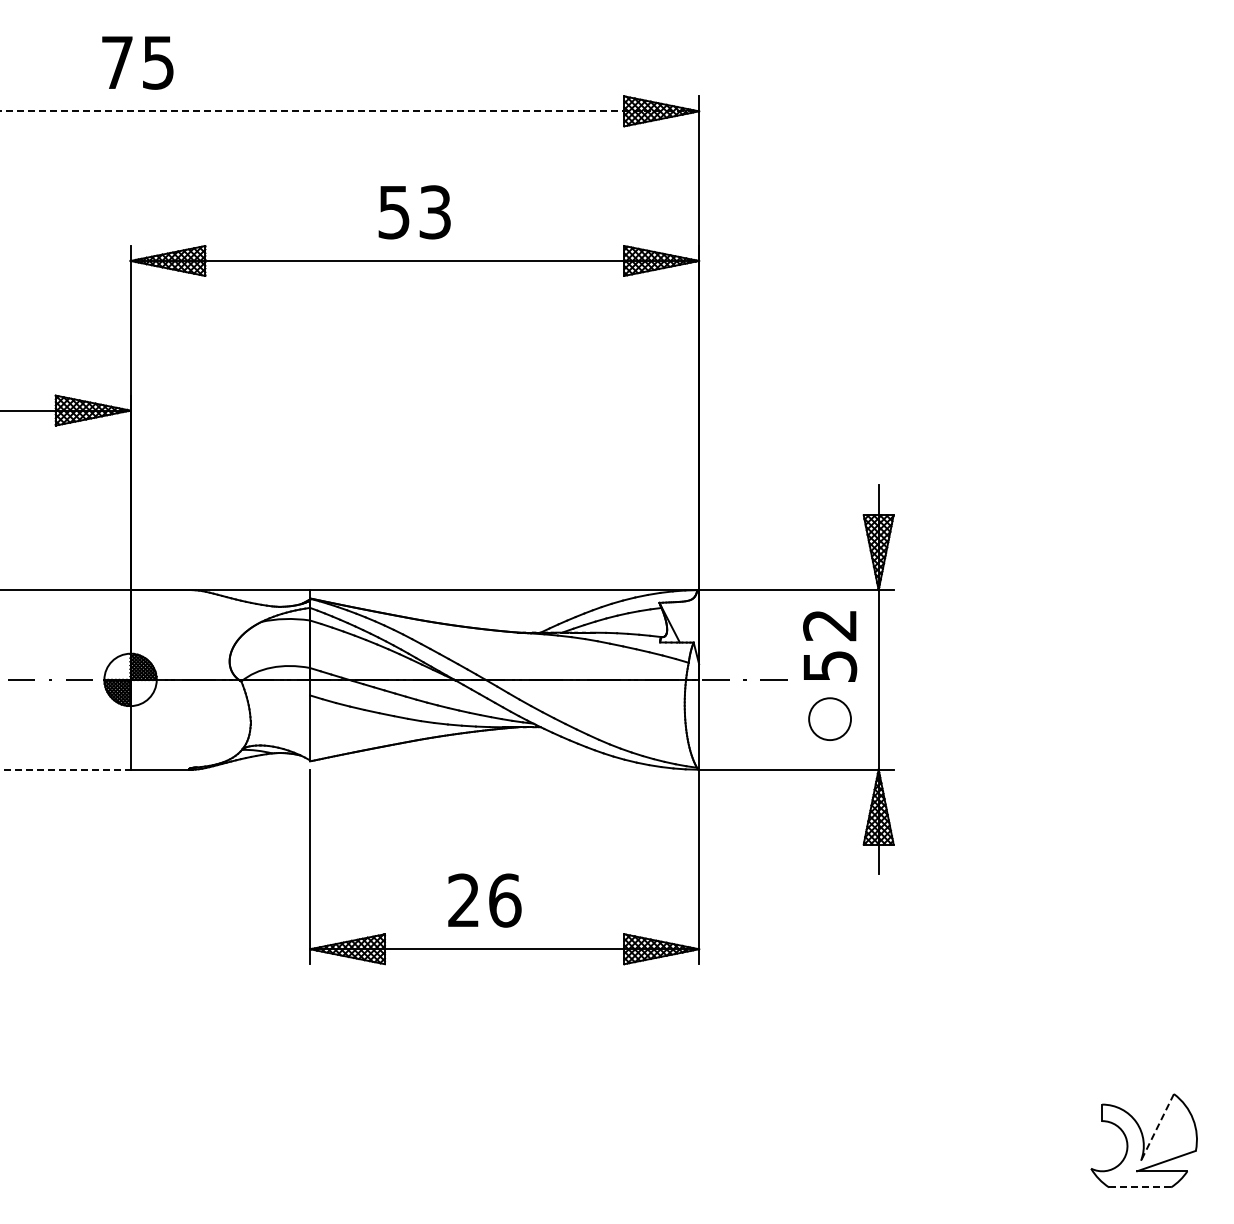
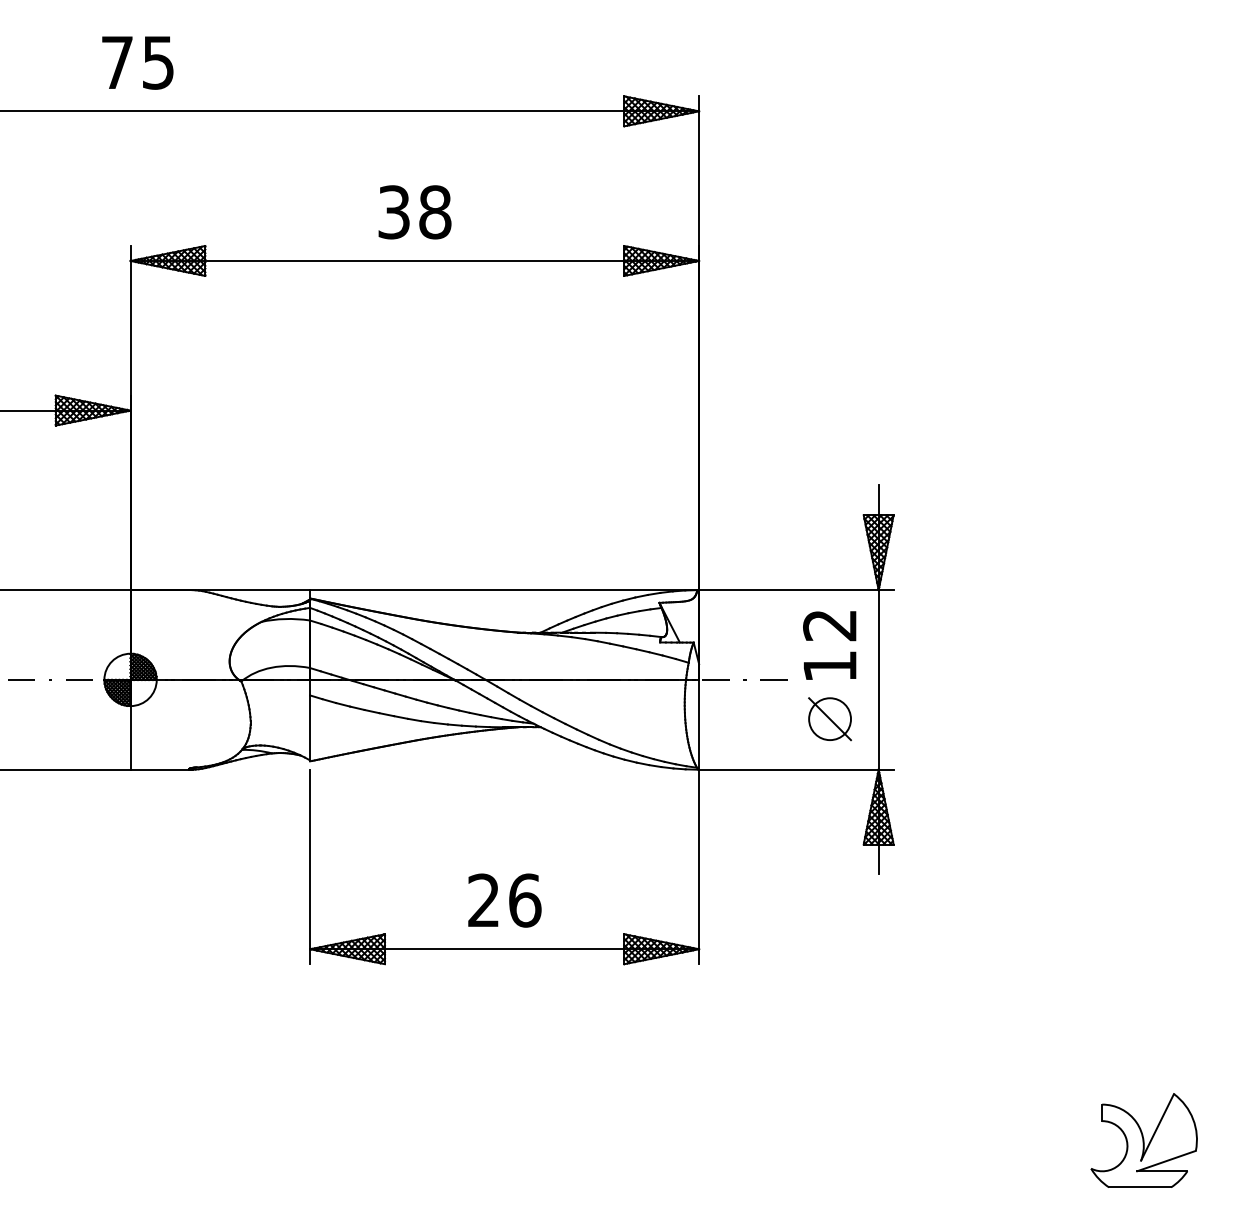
line: dashed -> solid (350, 111)
text: 53 -> 38 (415, 212)
text: 52 -> 12 (830, 666)
line: none -> present (830, 719)
line: dashed -> solid (65, 769)
text position: (484, 900) -> (504, 900) (504, 900)
line: dashed -> solid (1157, 1127)
line: dashed -> solid (1140, 1187)
